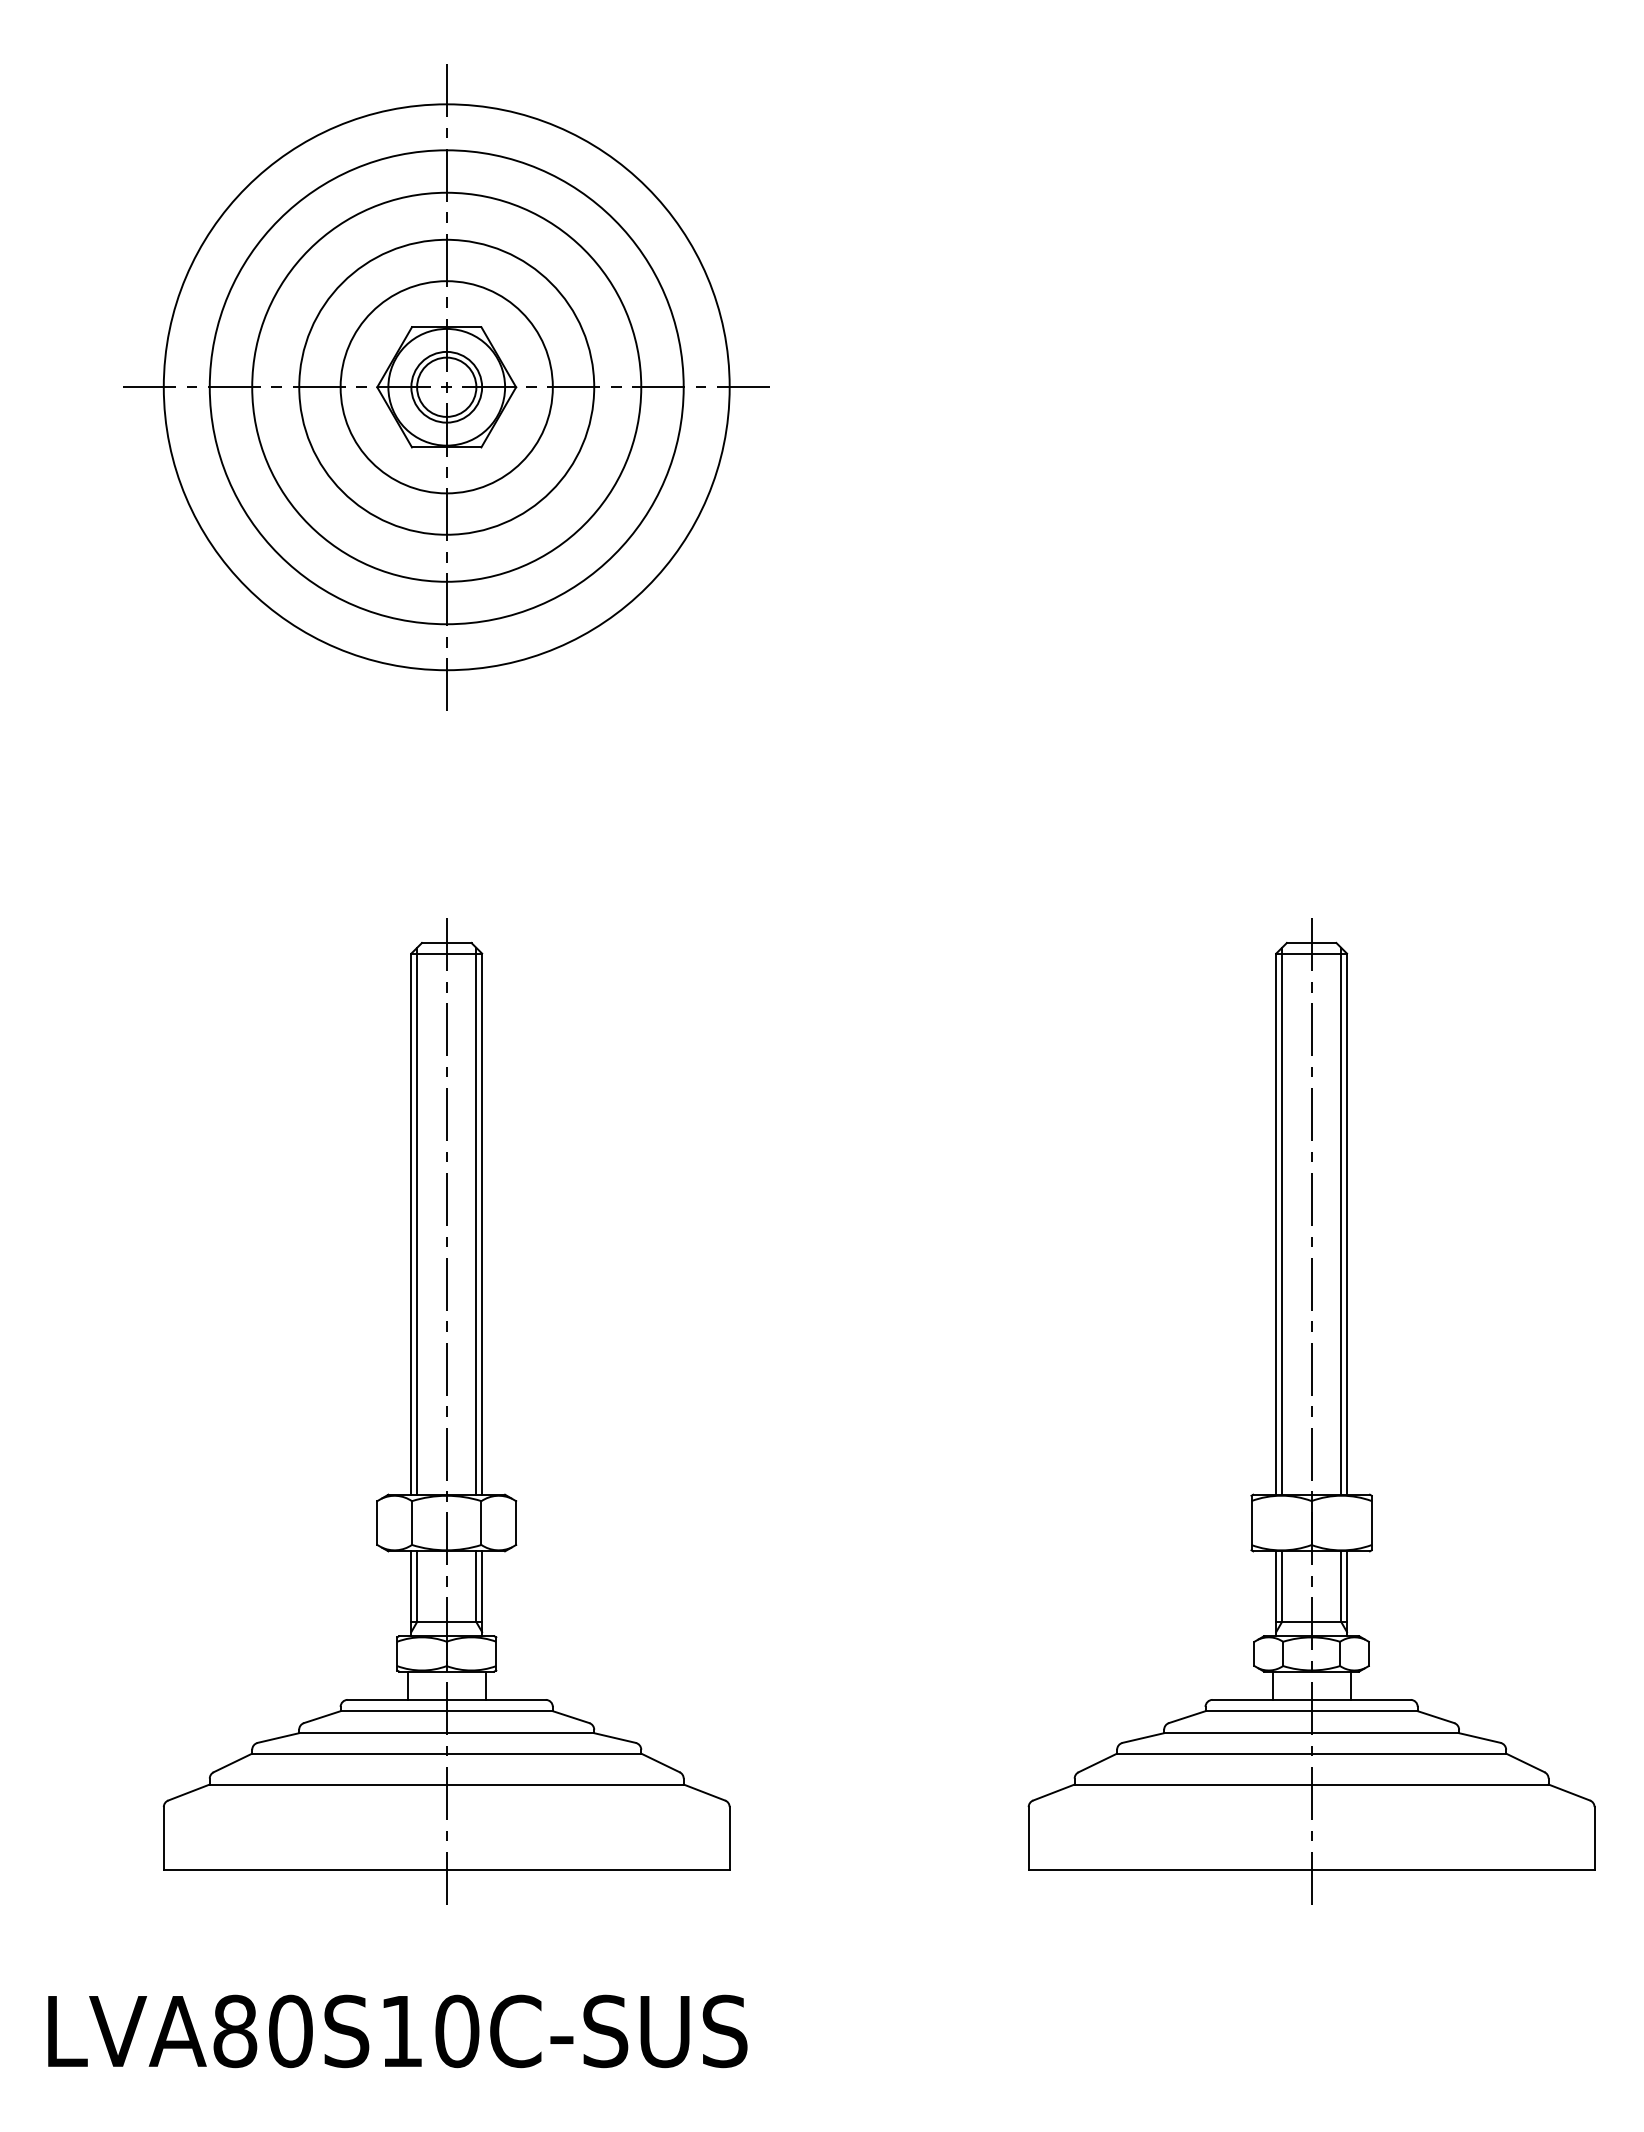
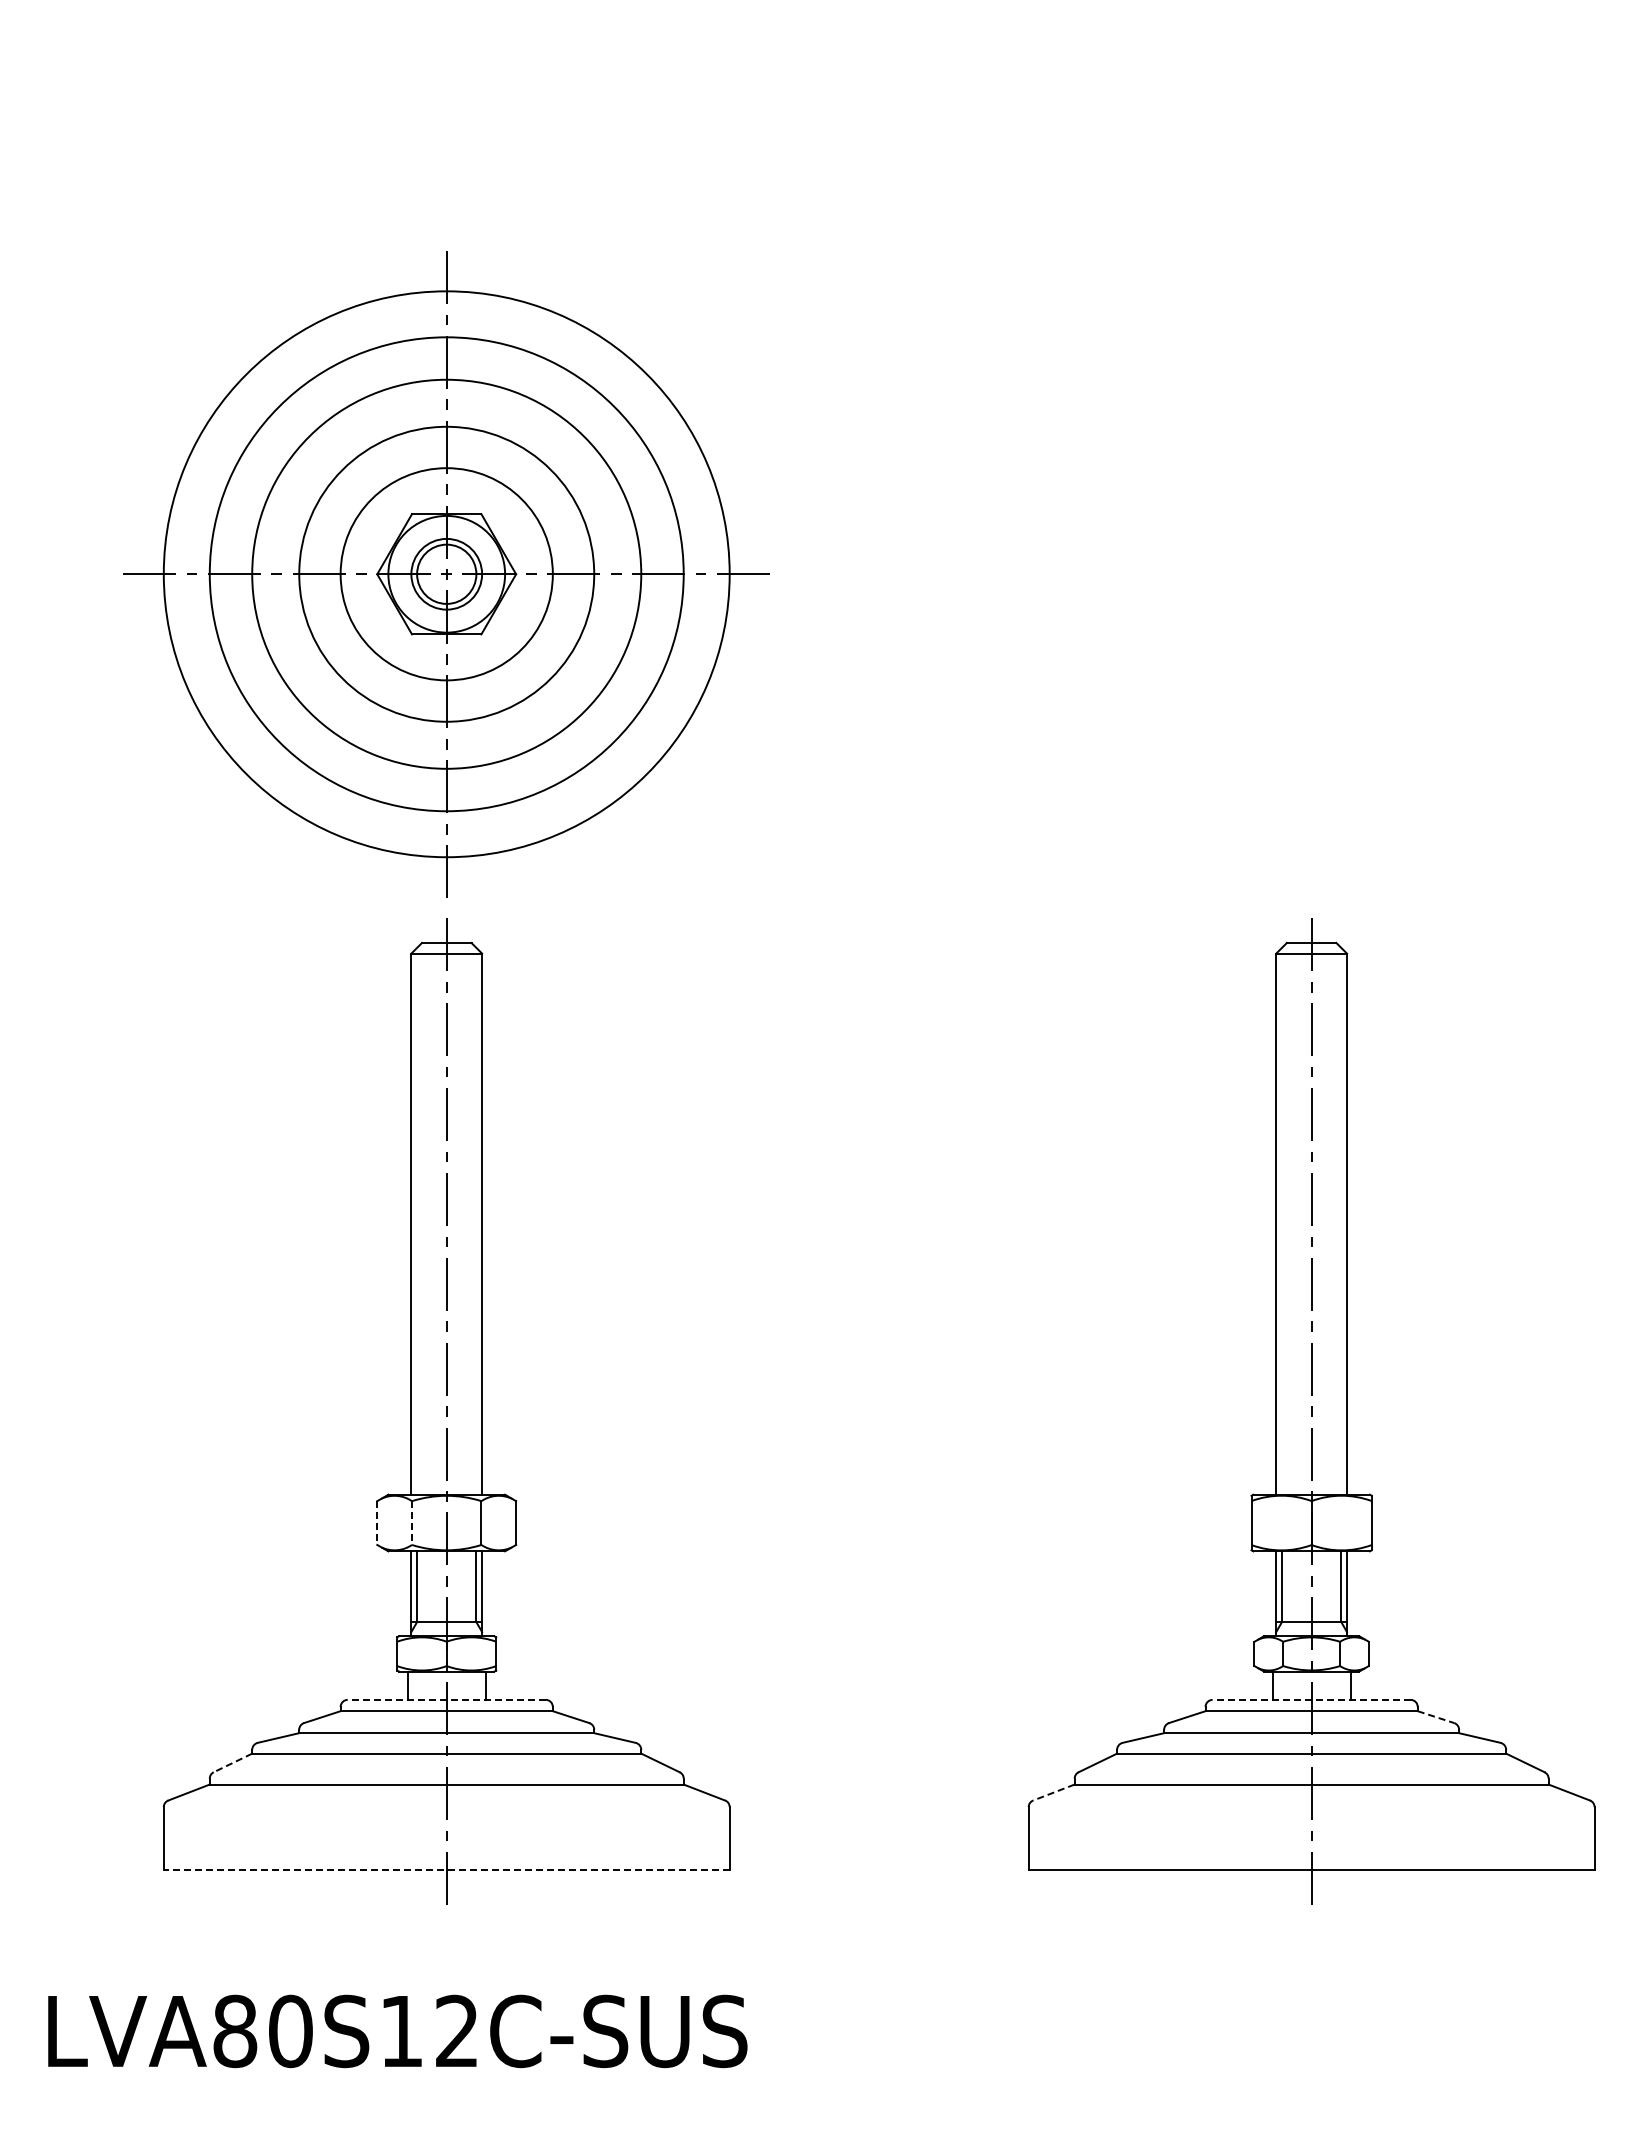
part position: (446, 387) -> (446, 574) (446, 574)
line: present -> none (417, 1220)
line: present -> none (476, 1220)
line: present -> none (1282, 1220)
line: present -> none (1341, 1220)
line: solid -> dashed (377, 1523)
line: solid -> dashed (412, 1523)
line: solid -> dashed (446, 1699)
line: solid -> dashed (1311, 1699)
line: solid -> dashed (1436, 1717)
line: solid -> dashed (232, 1763)
line: solid -> dashed (1053, 1792)
line: solid -> dashed (446, 1869)
text: LVA80S10C-SUS -> LVA80S12C-SUS (457, 2031)
